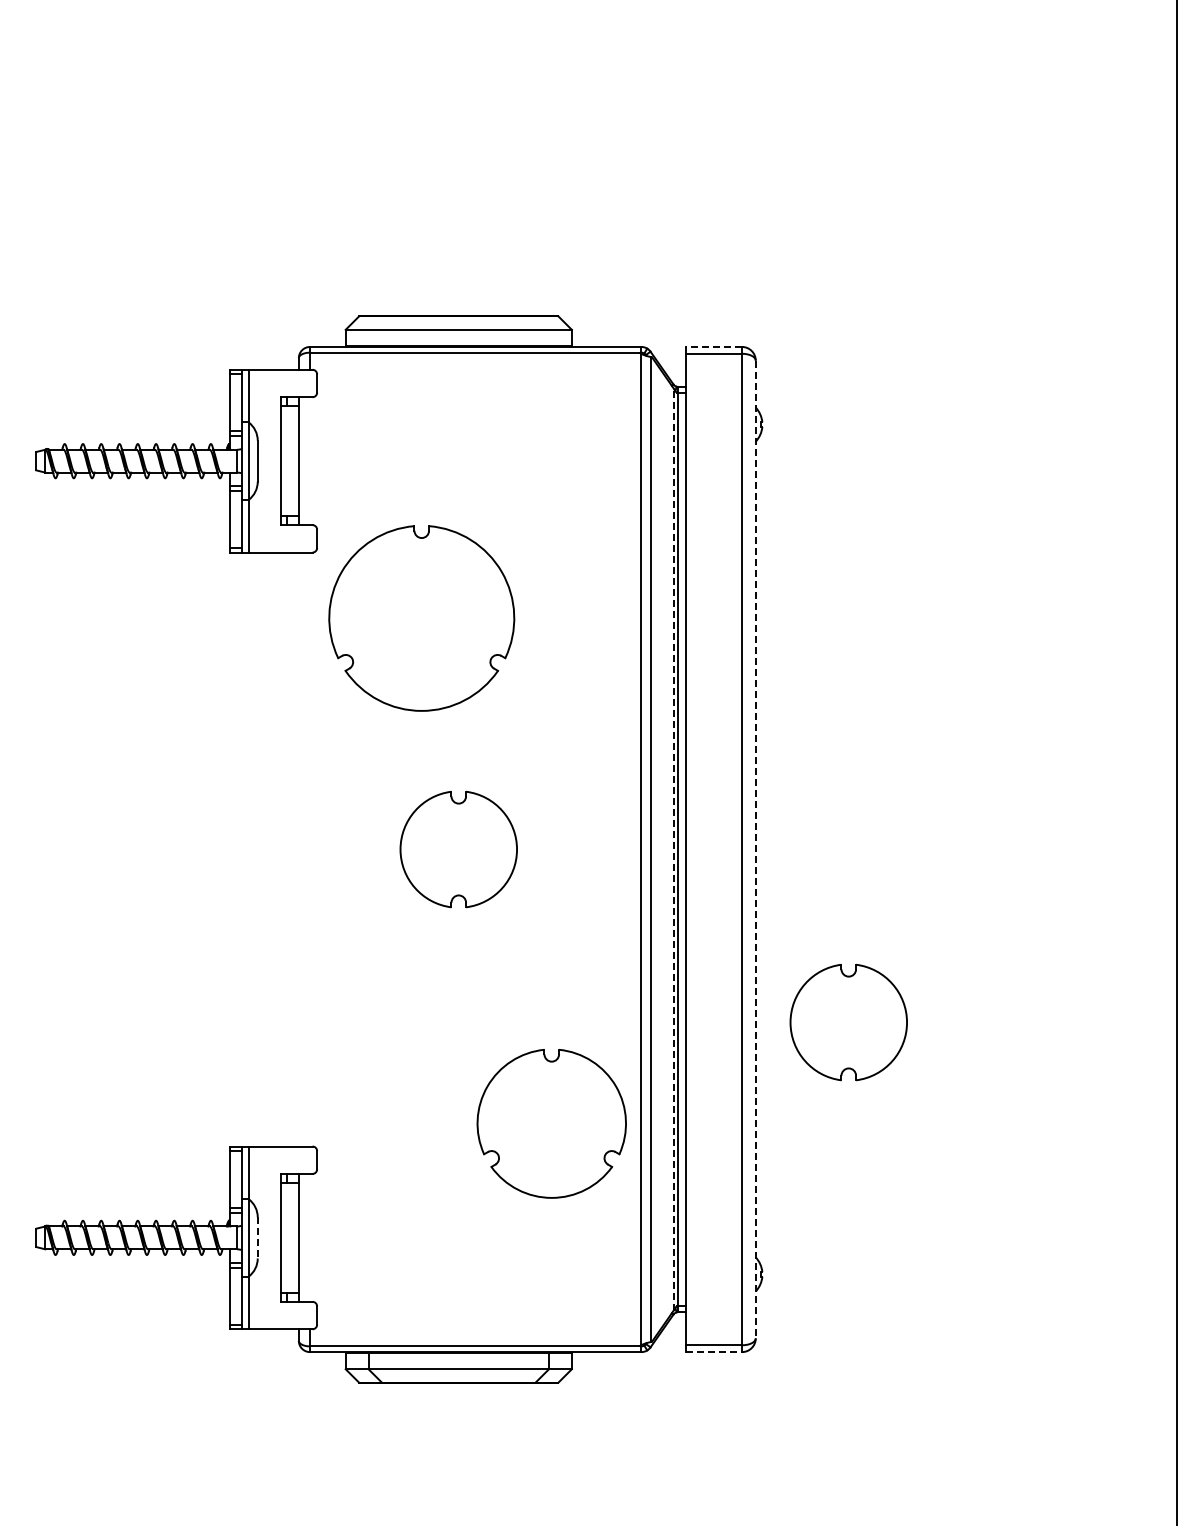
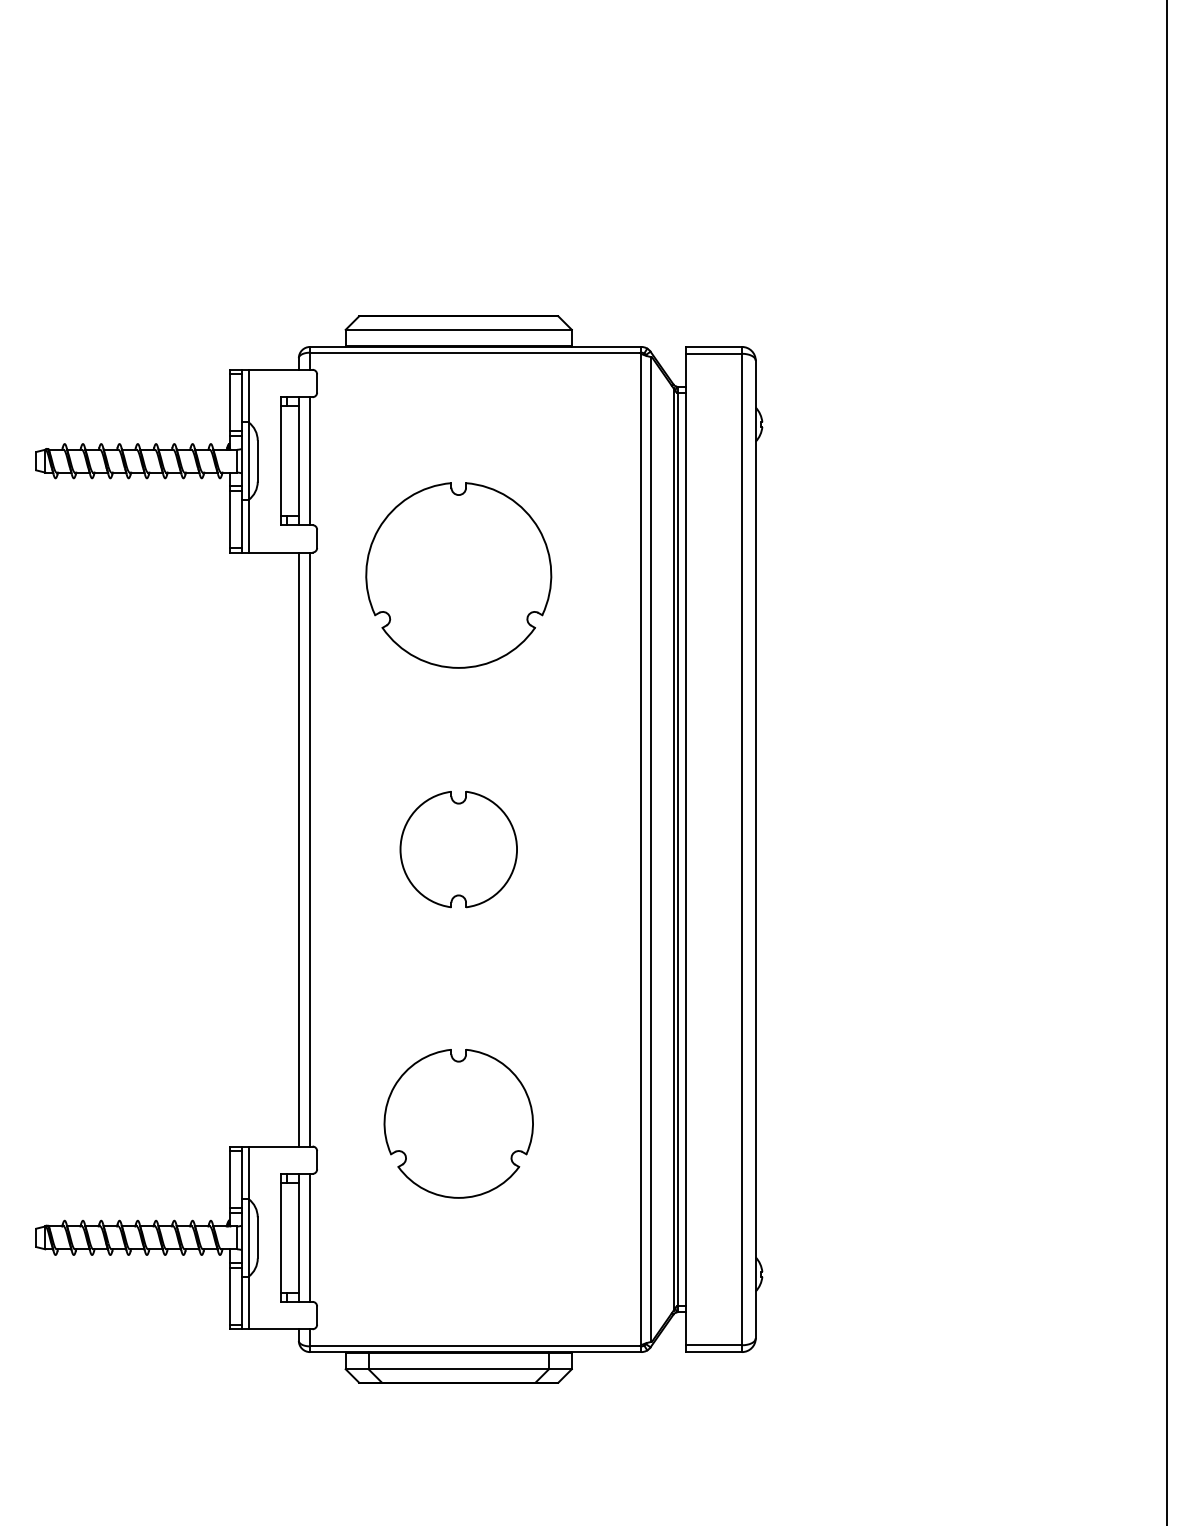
line: dashed -> solid (713, 346)
line: none -> present (310, 461)
part position: (421, 618) -> (458, 575) (458, 575)
line position: (1176, 762) -> (1166, 762) (1166, 762)
line: none -> present (298, 849)
line: none -> present (310, 849)
line: dashed -> solid (673, 849)
line: dashed -> solid (755, 849)
part: present -> none (848, 1022)
part position: (551, 1123) -> (458, 1123) (458, 1123)
line: dashed -> solid (257, 1237)
line: none -> present (310, 1237)
line: dashed -> solid (714, 1352)
